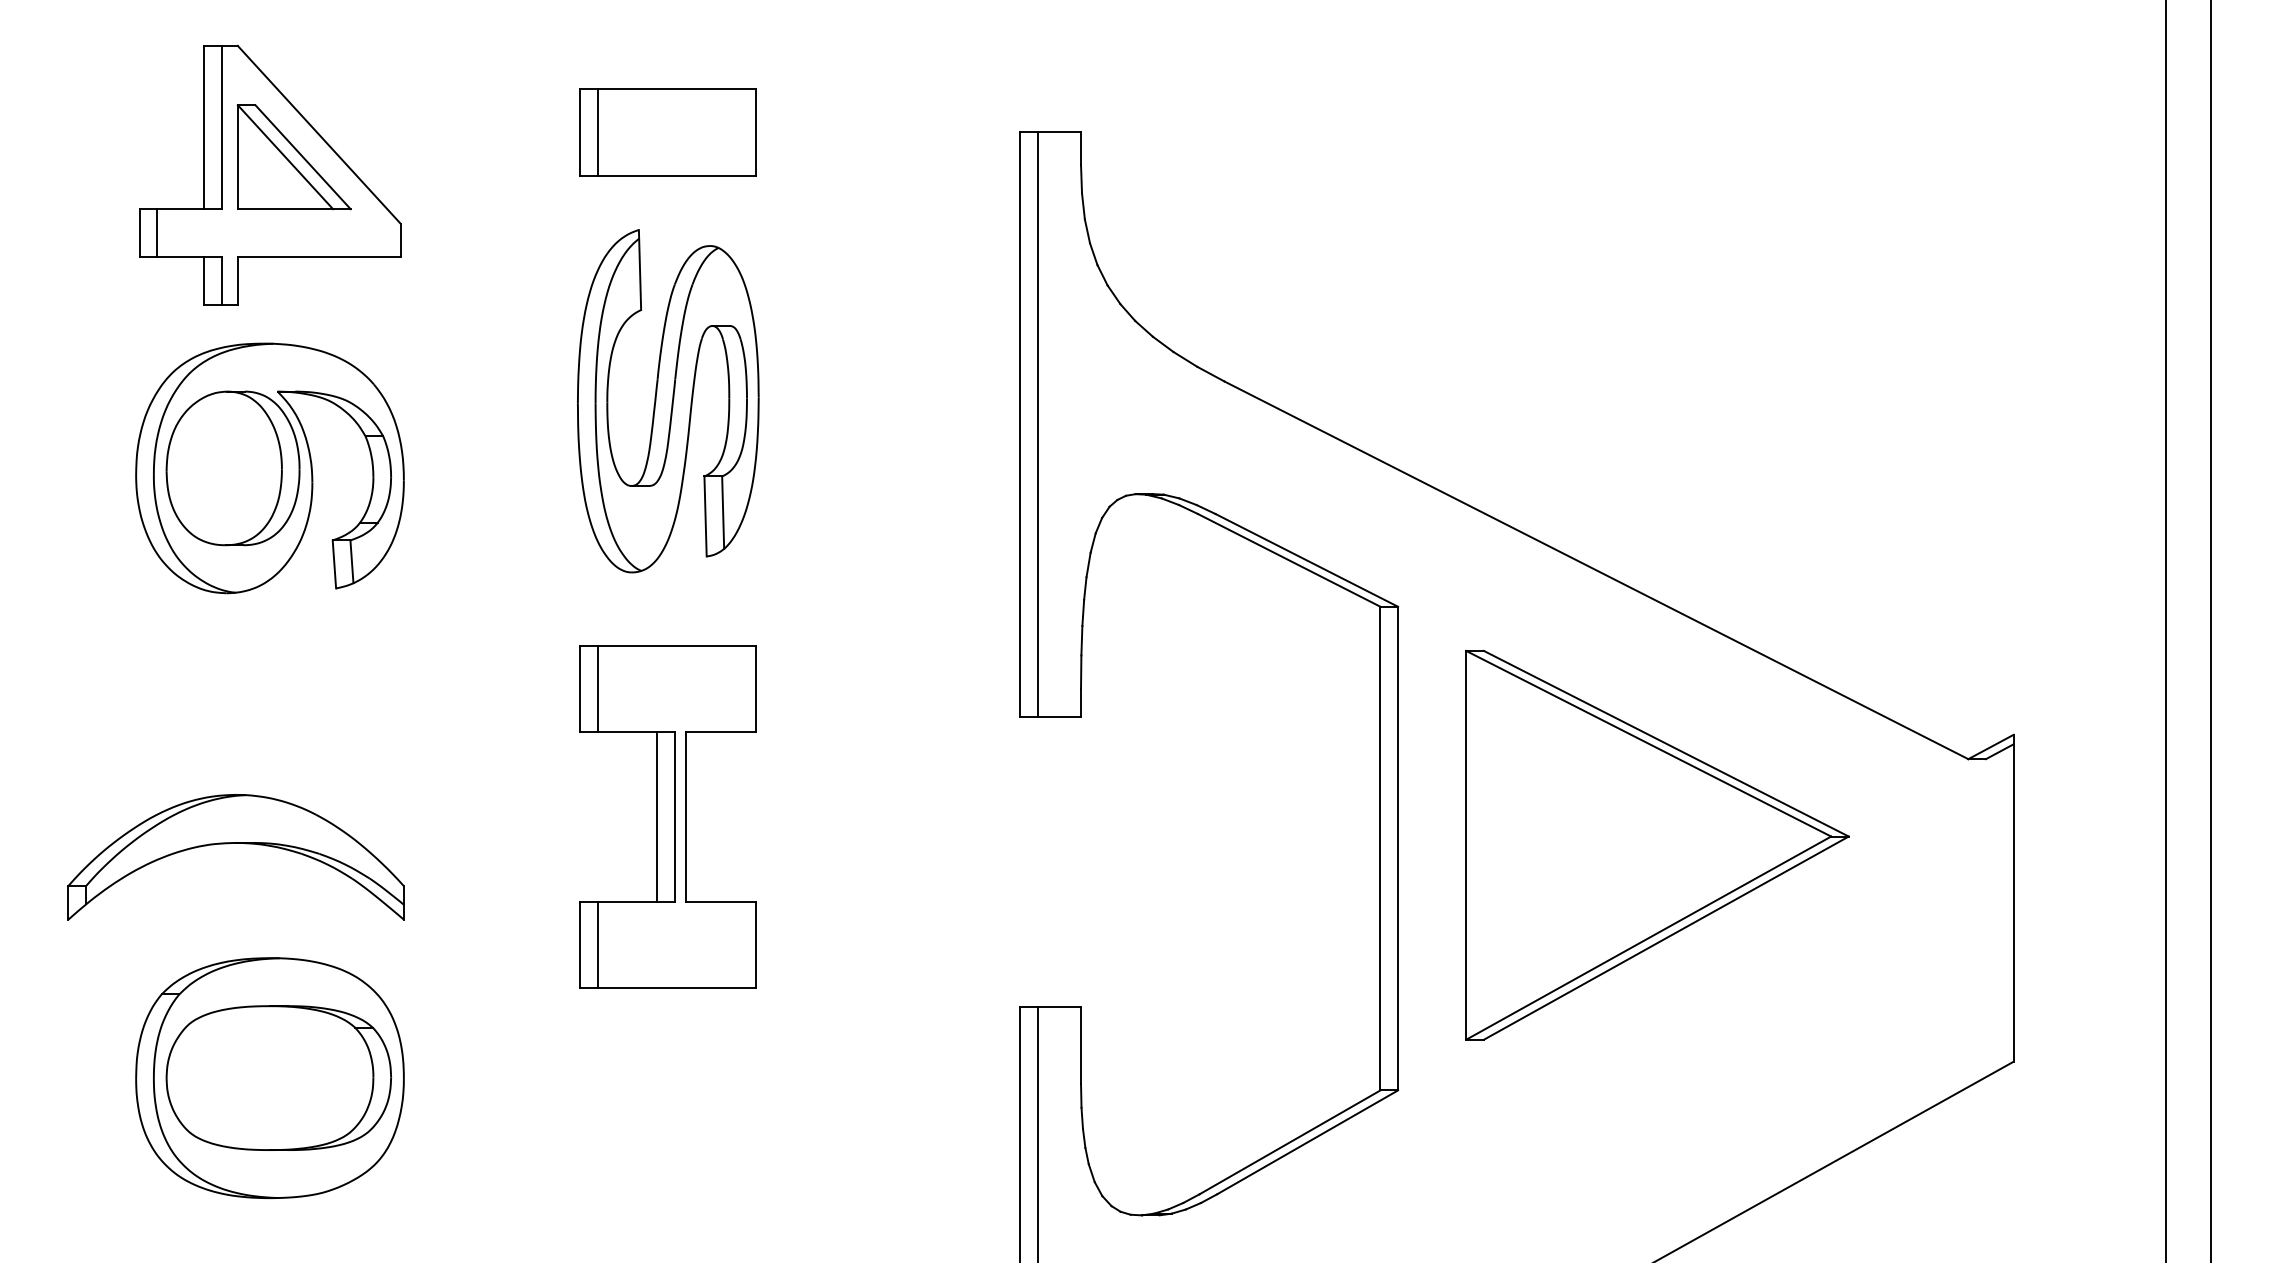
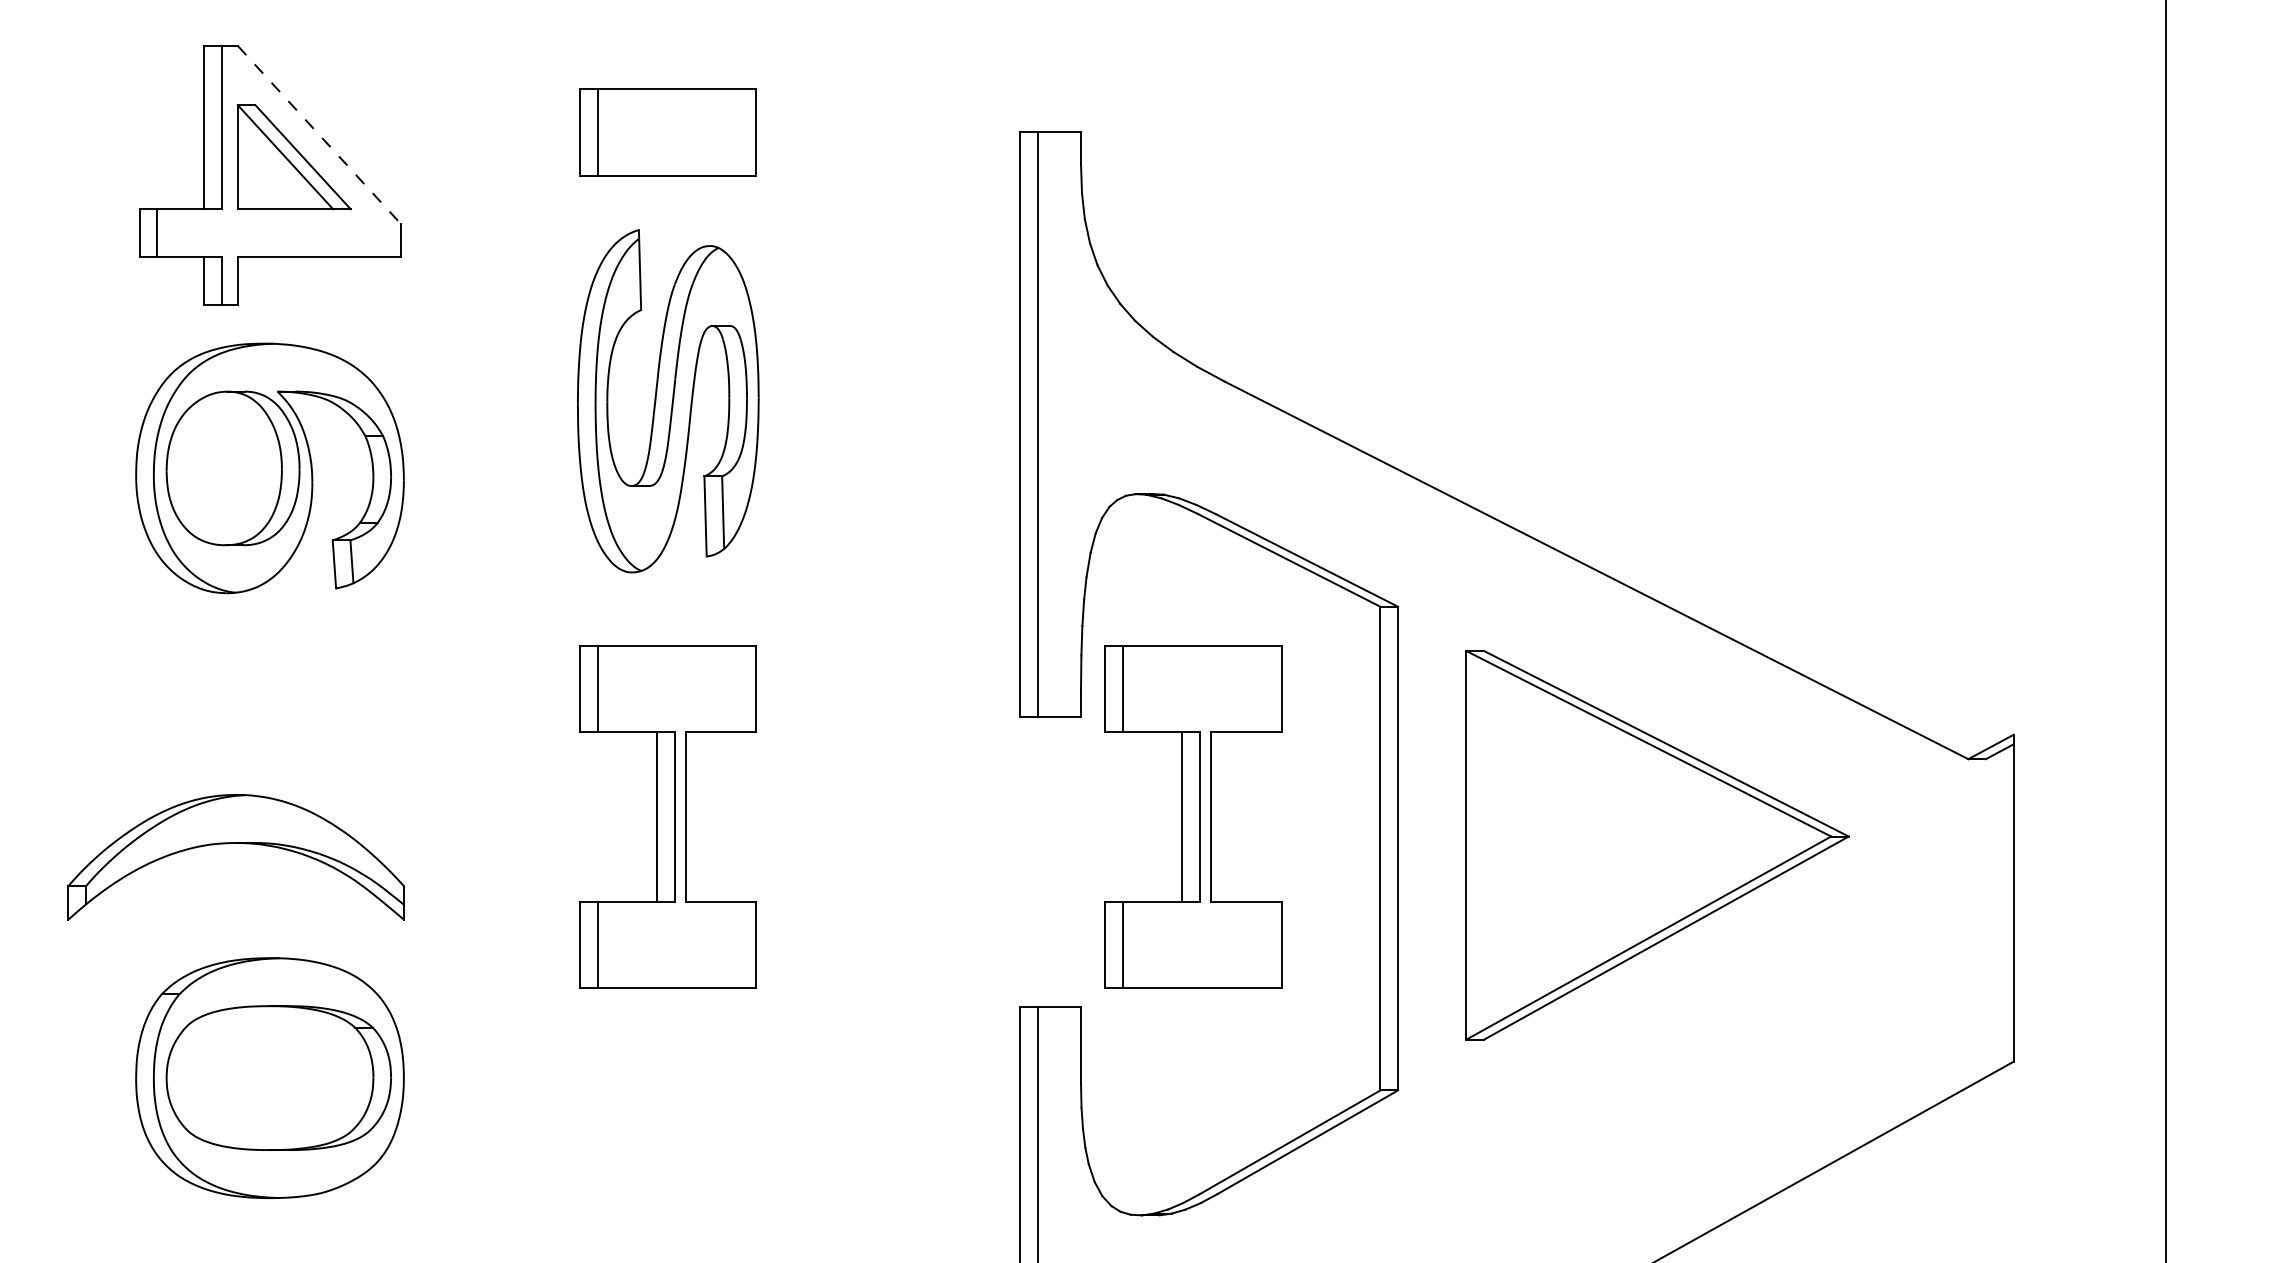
line: solid -> dashed (319, 135)
line: present -> none (2210, 630)
part: none -> present (1192, 816)
